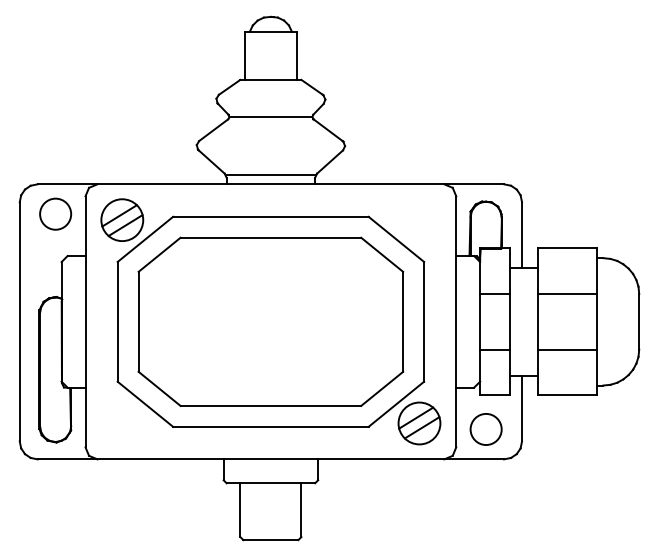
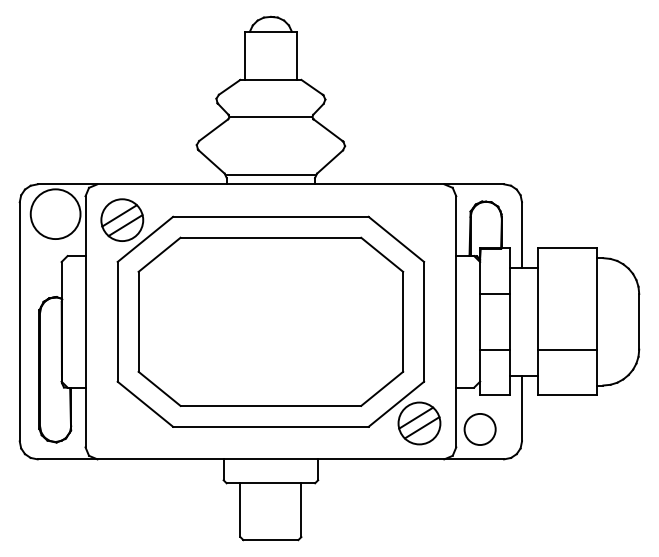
circle diameter: 31 px -> 50 px (55, 214)
line: present -> none (567, 294)
circle position: (485, 429) -> (479, 429) (479, 429)
